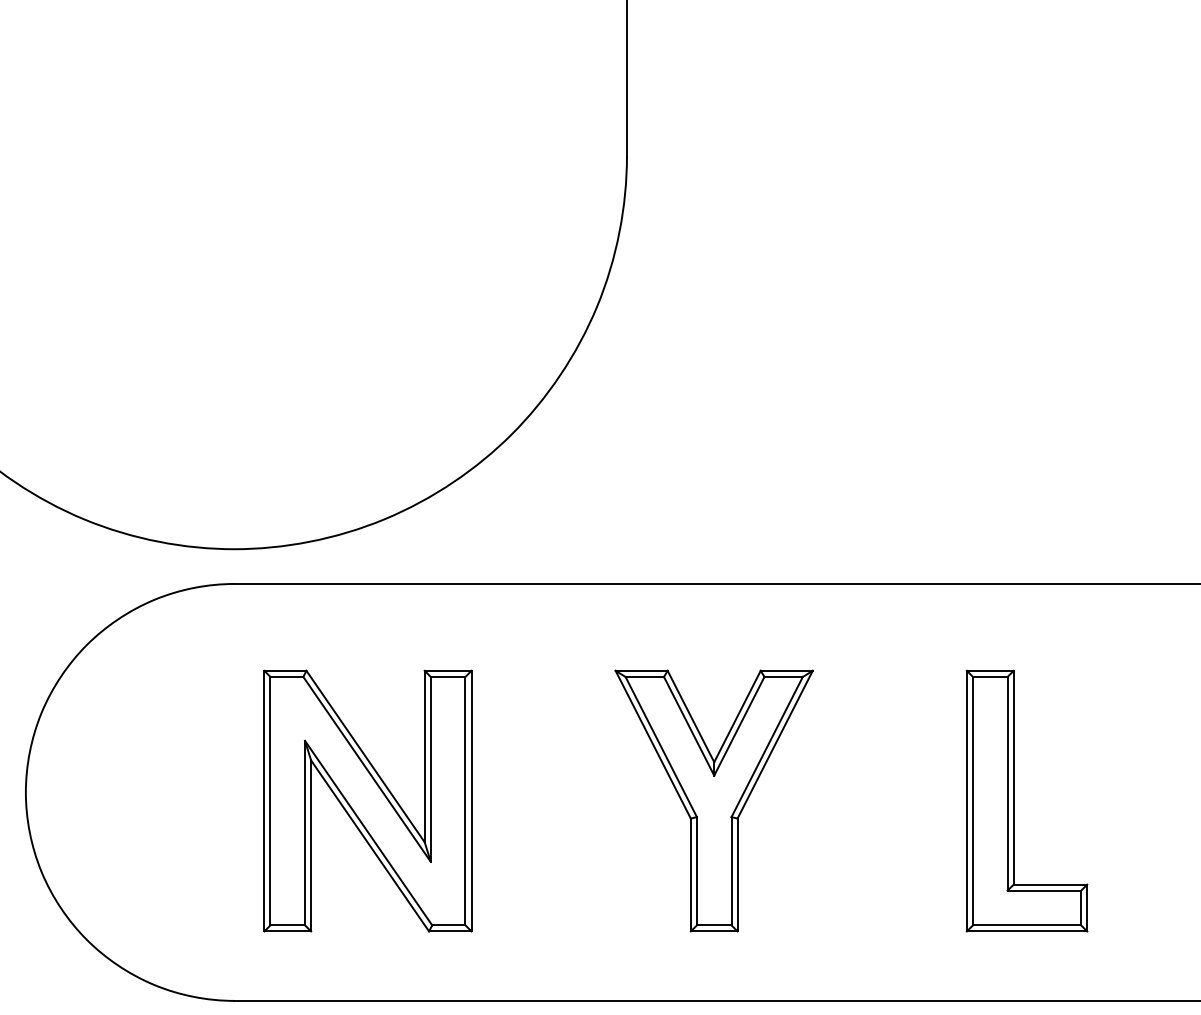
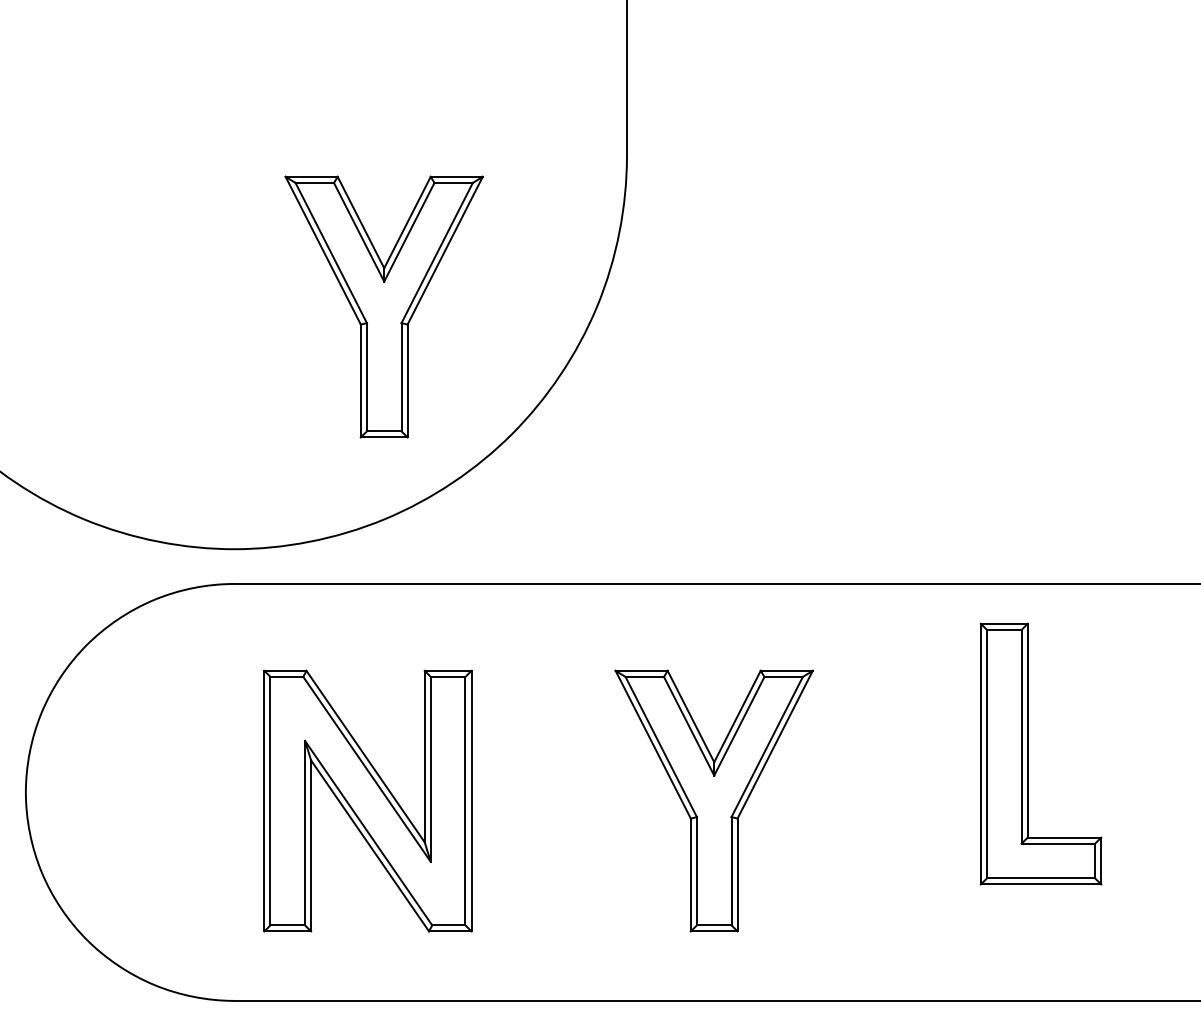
part: none -> present (383, 306)
part position: (1014, 800) -> (1028, 753) (1028, 753)
